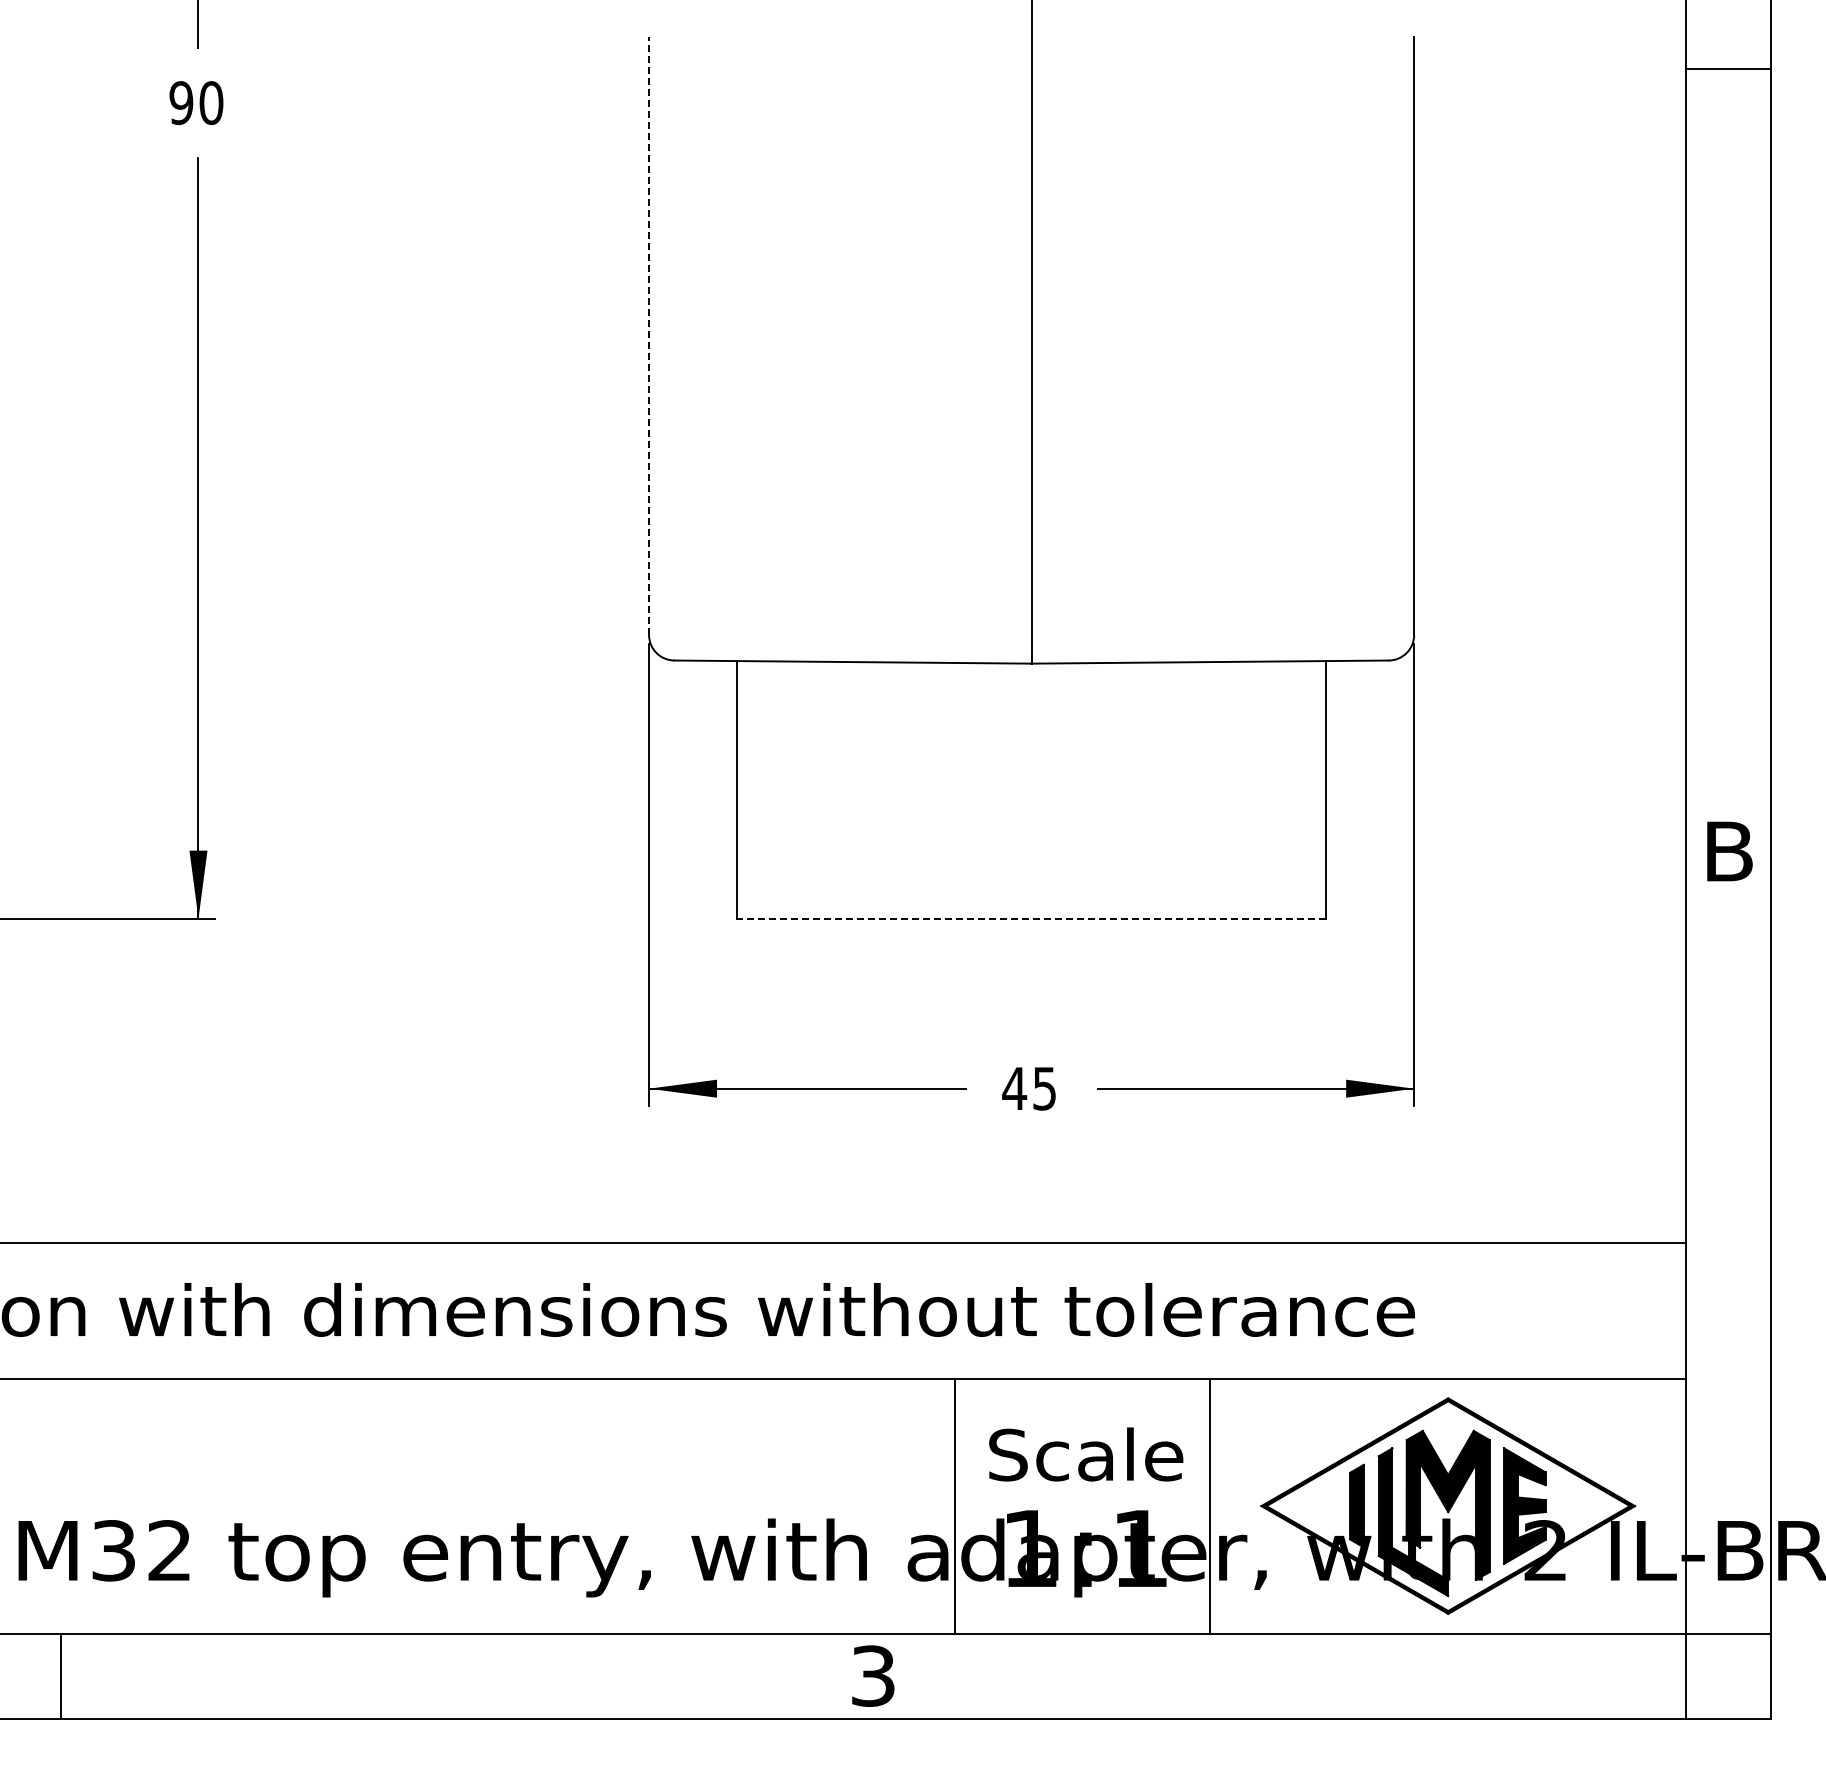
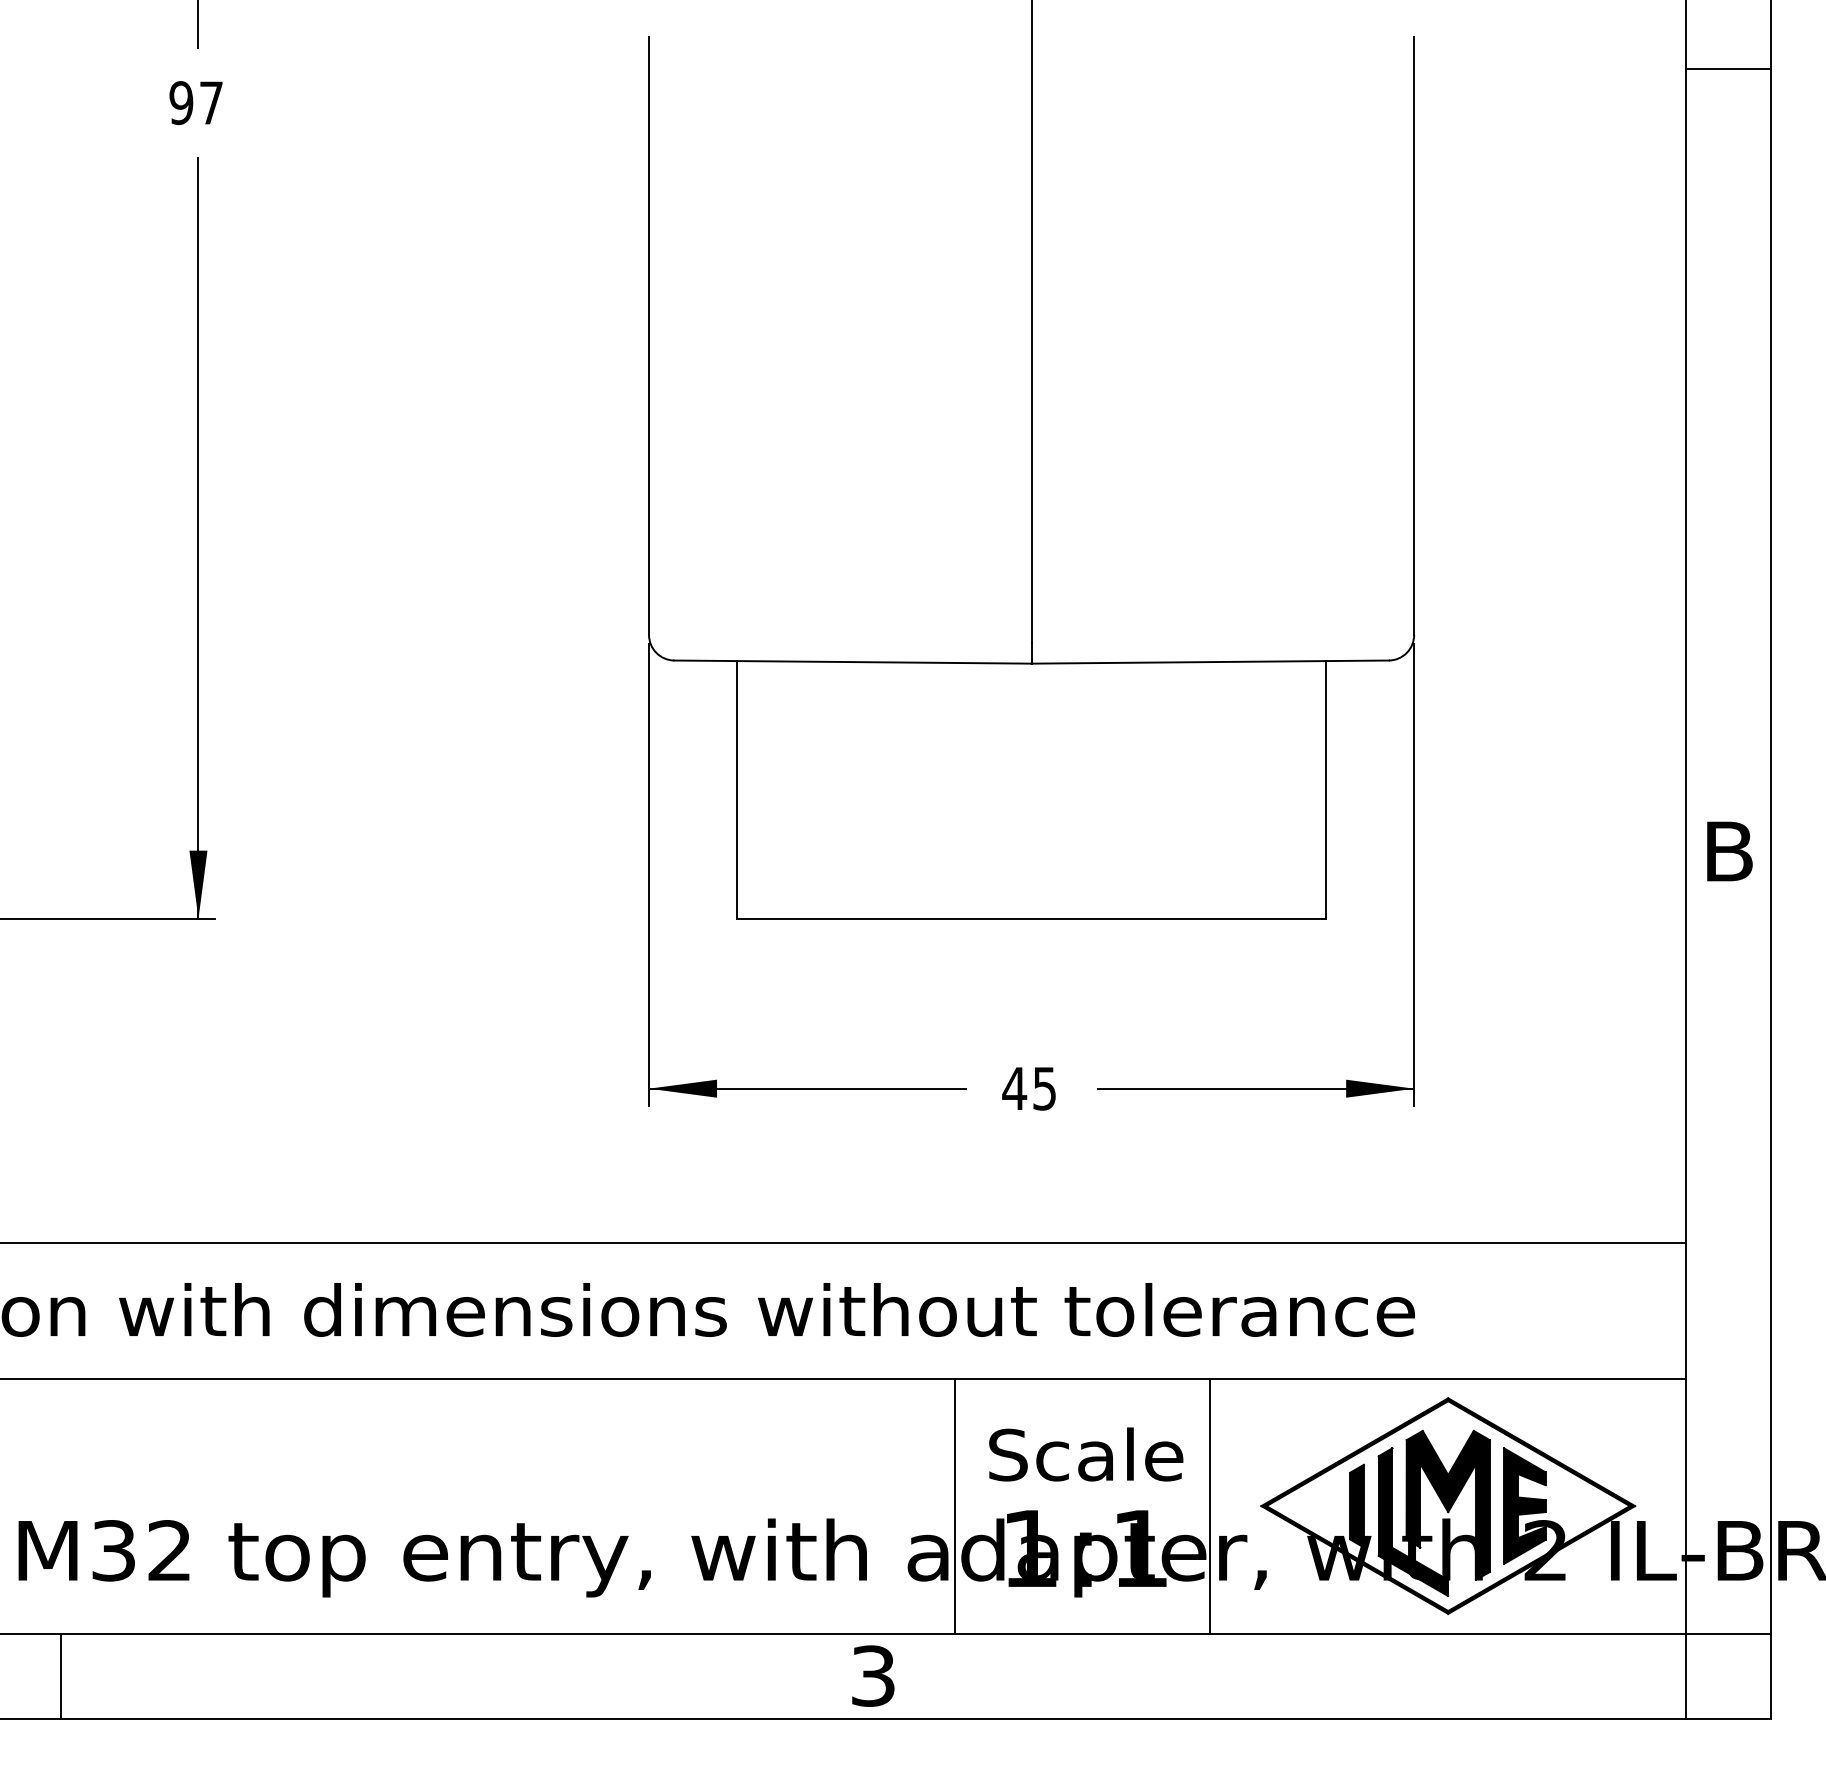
text: 90 -> 97 (211, 103)
line: dashed -> solid (649, 336)
line: dashed -> solid (1031, 918)
